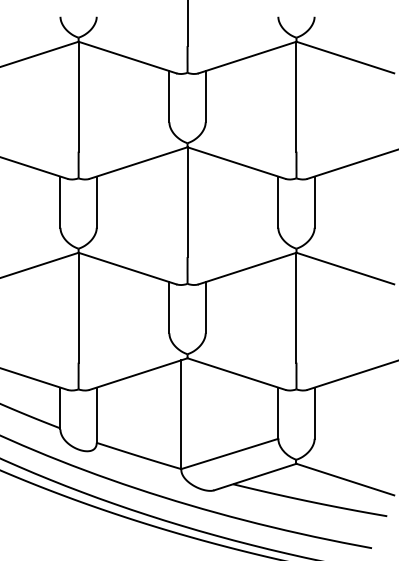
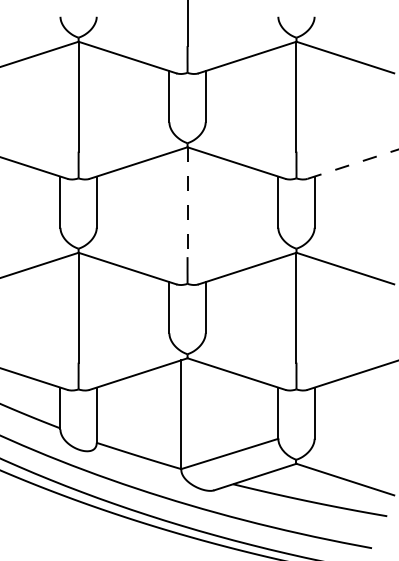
line: solid -> dashed (353, 164)
line: solid -> dashed (187, 202)
